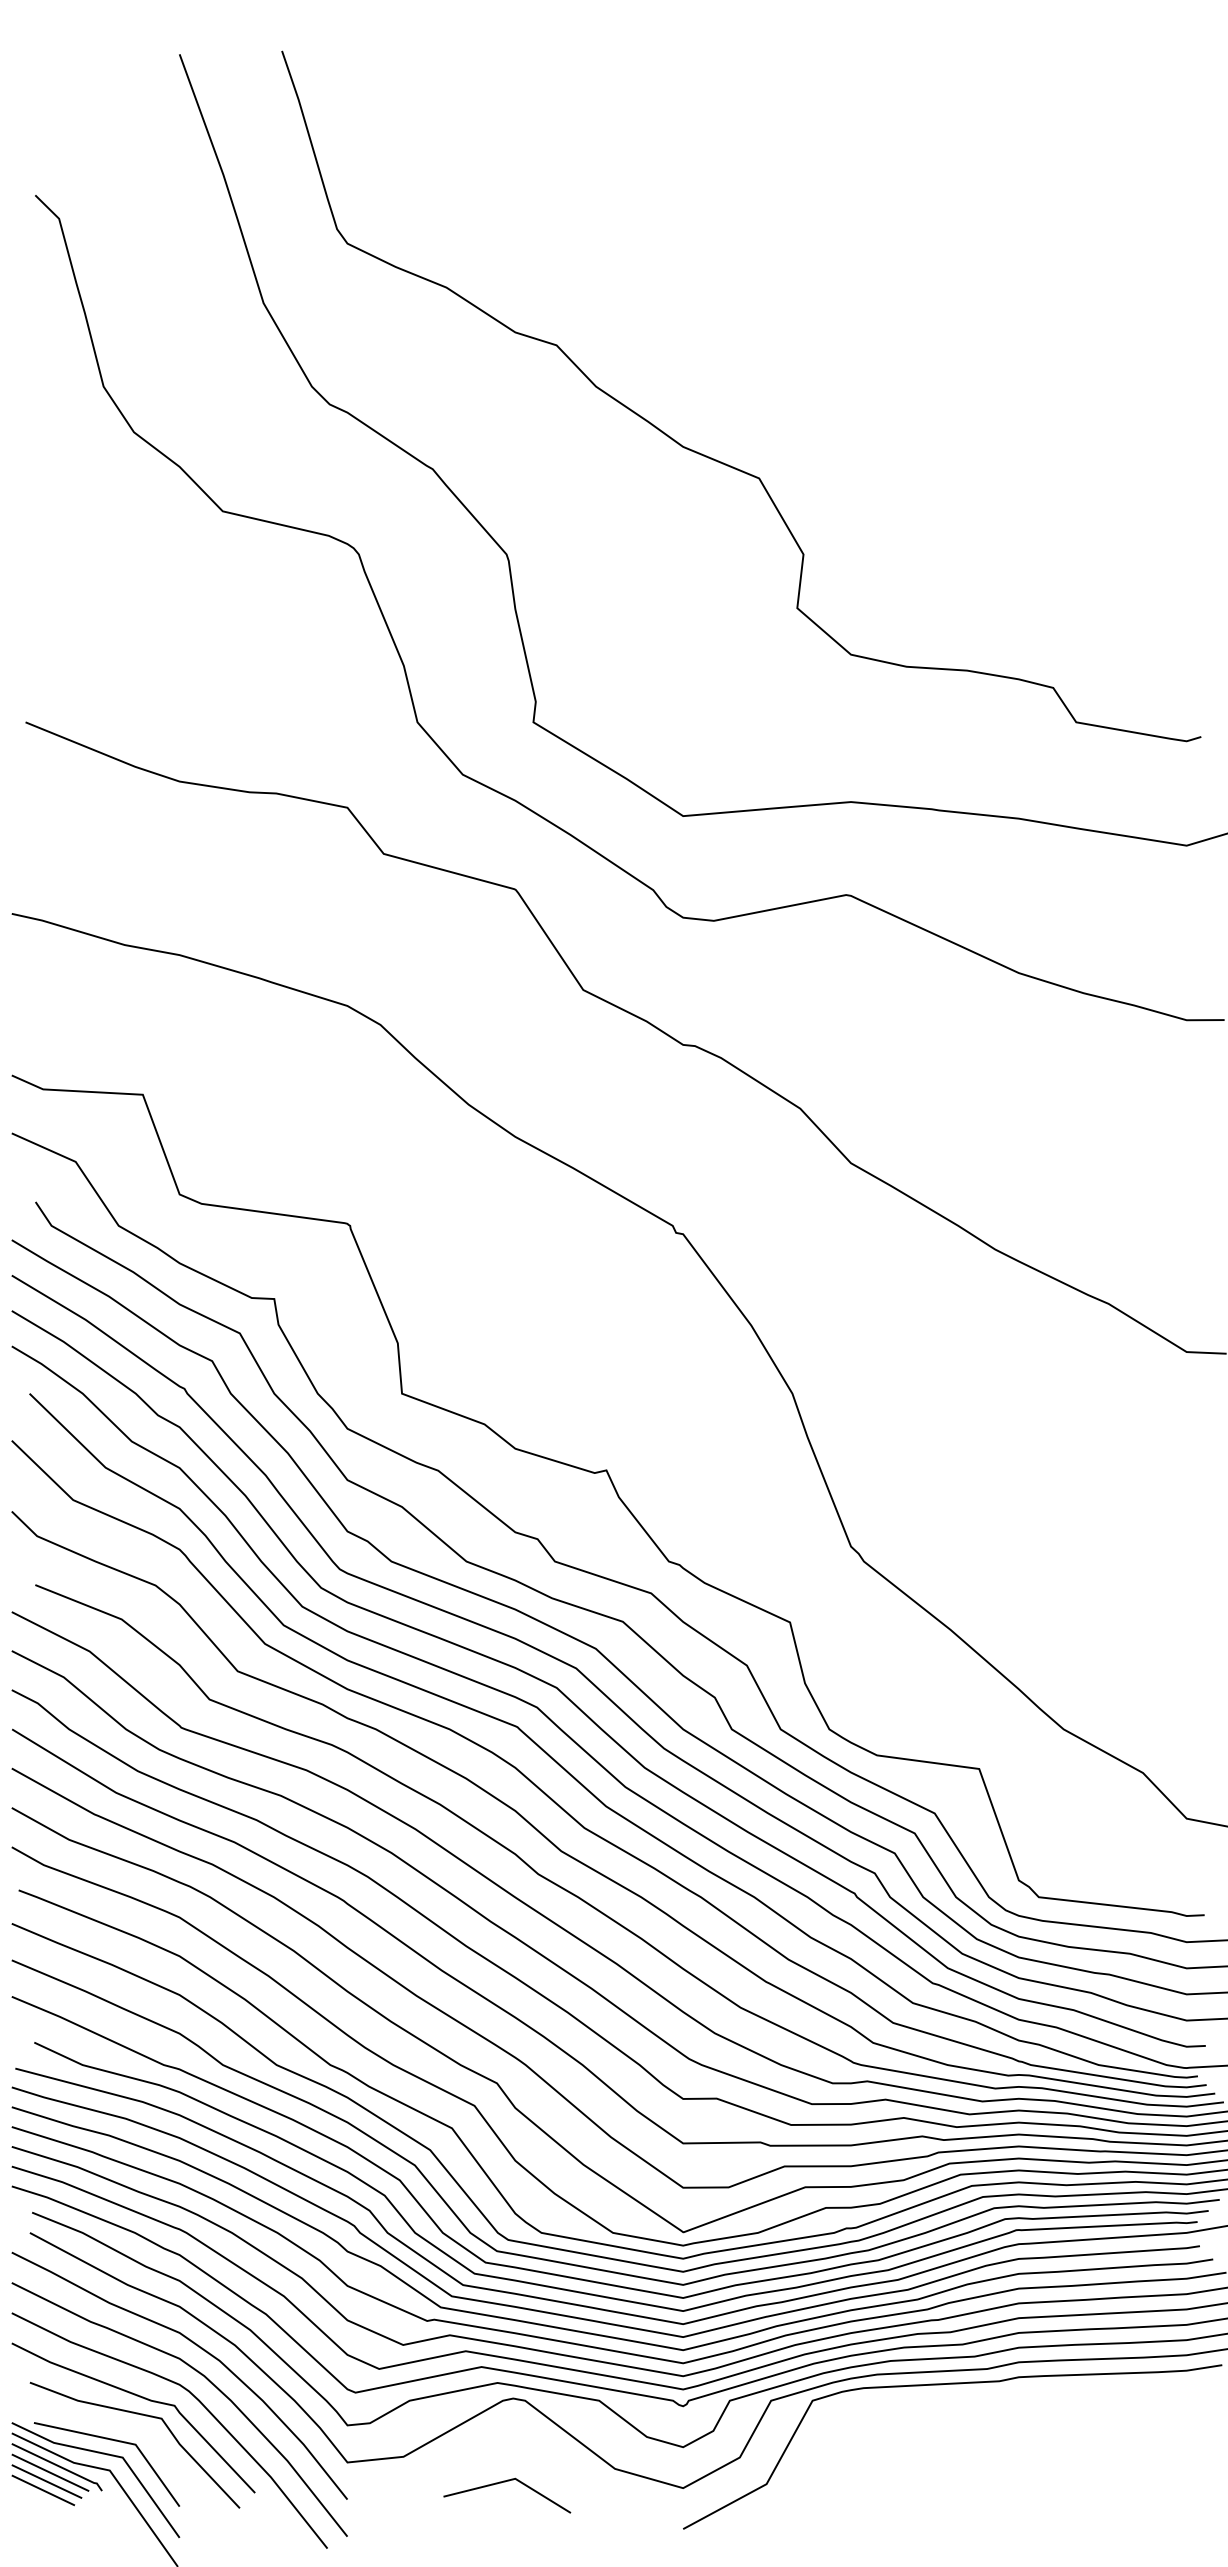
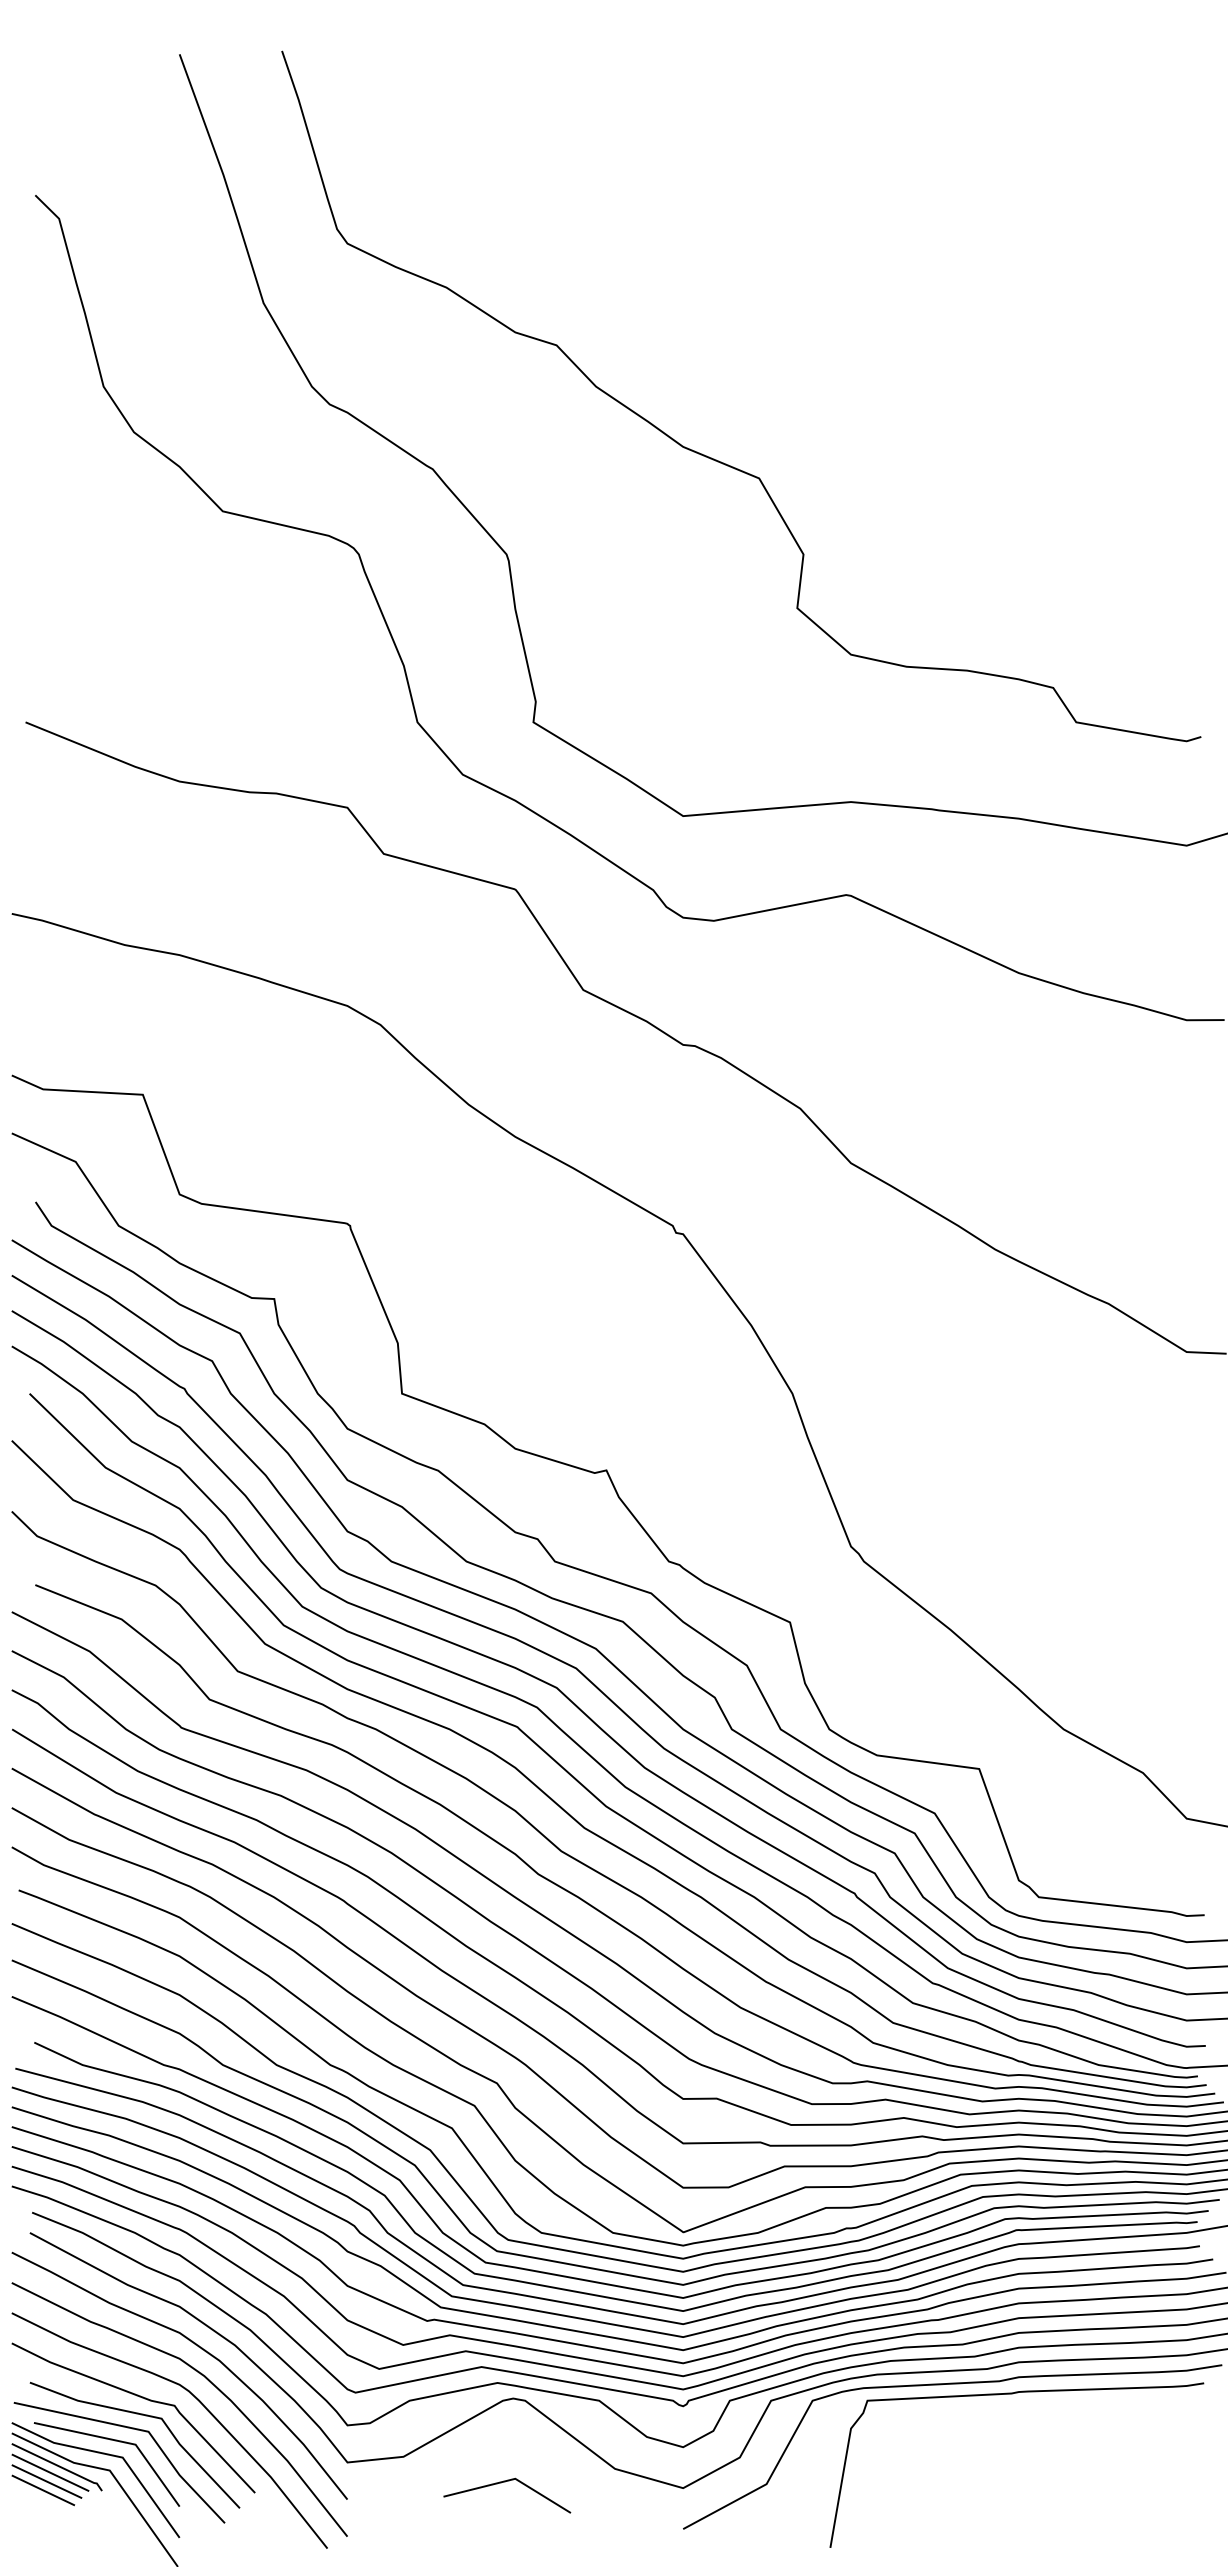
curve: none -> present (1013, 2394)
line: none -> present (127, 2428)
